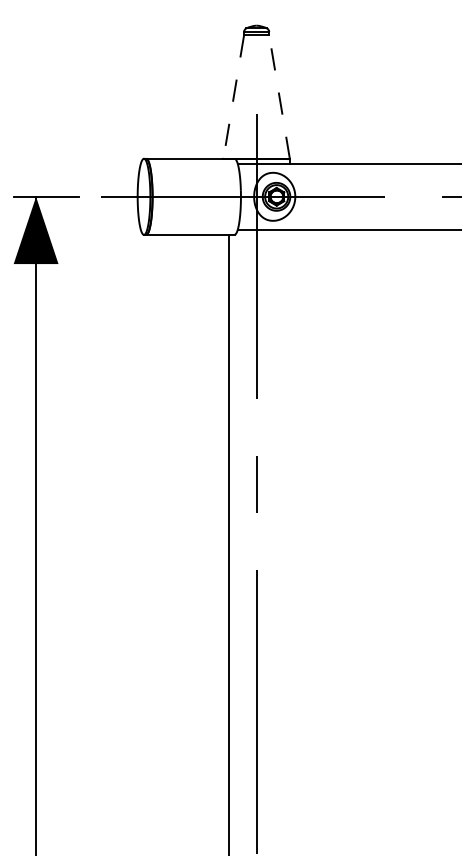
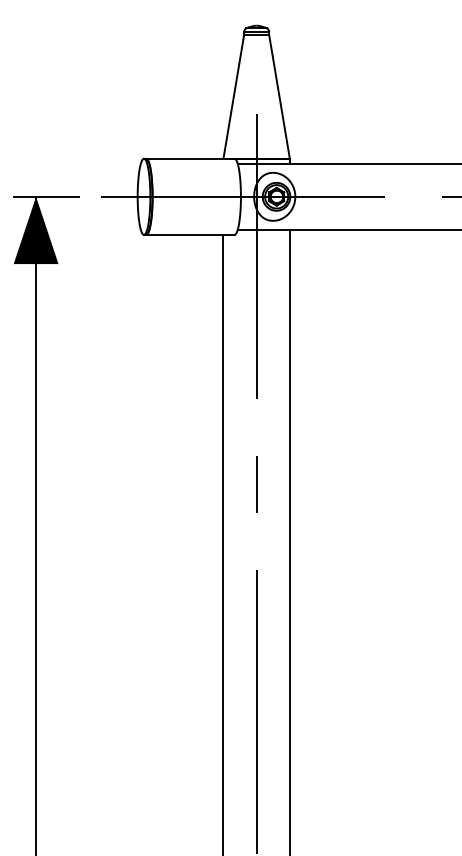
line: dashed -> solid (233, 97)
line: dashed -> solid (279, 97)
line: none -> present (289, 541)
line position: (229, 543) -> (223, 543) (223, 543)
